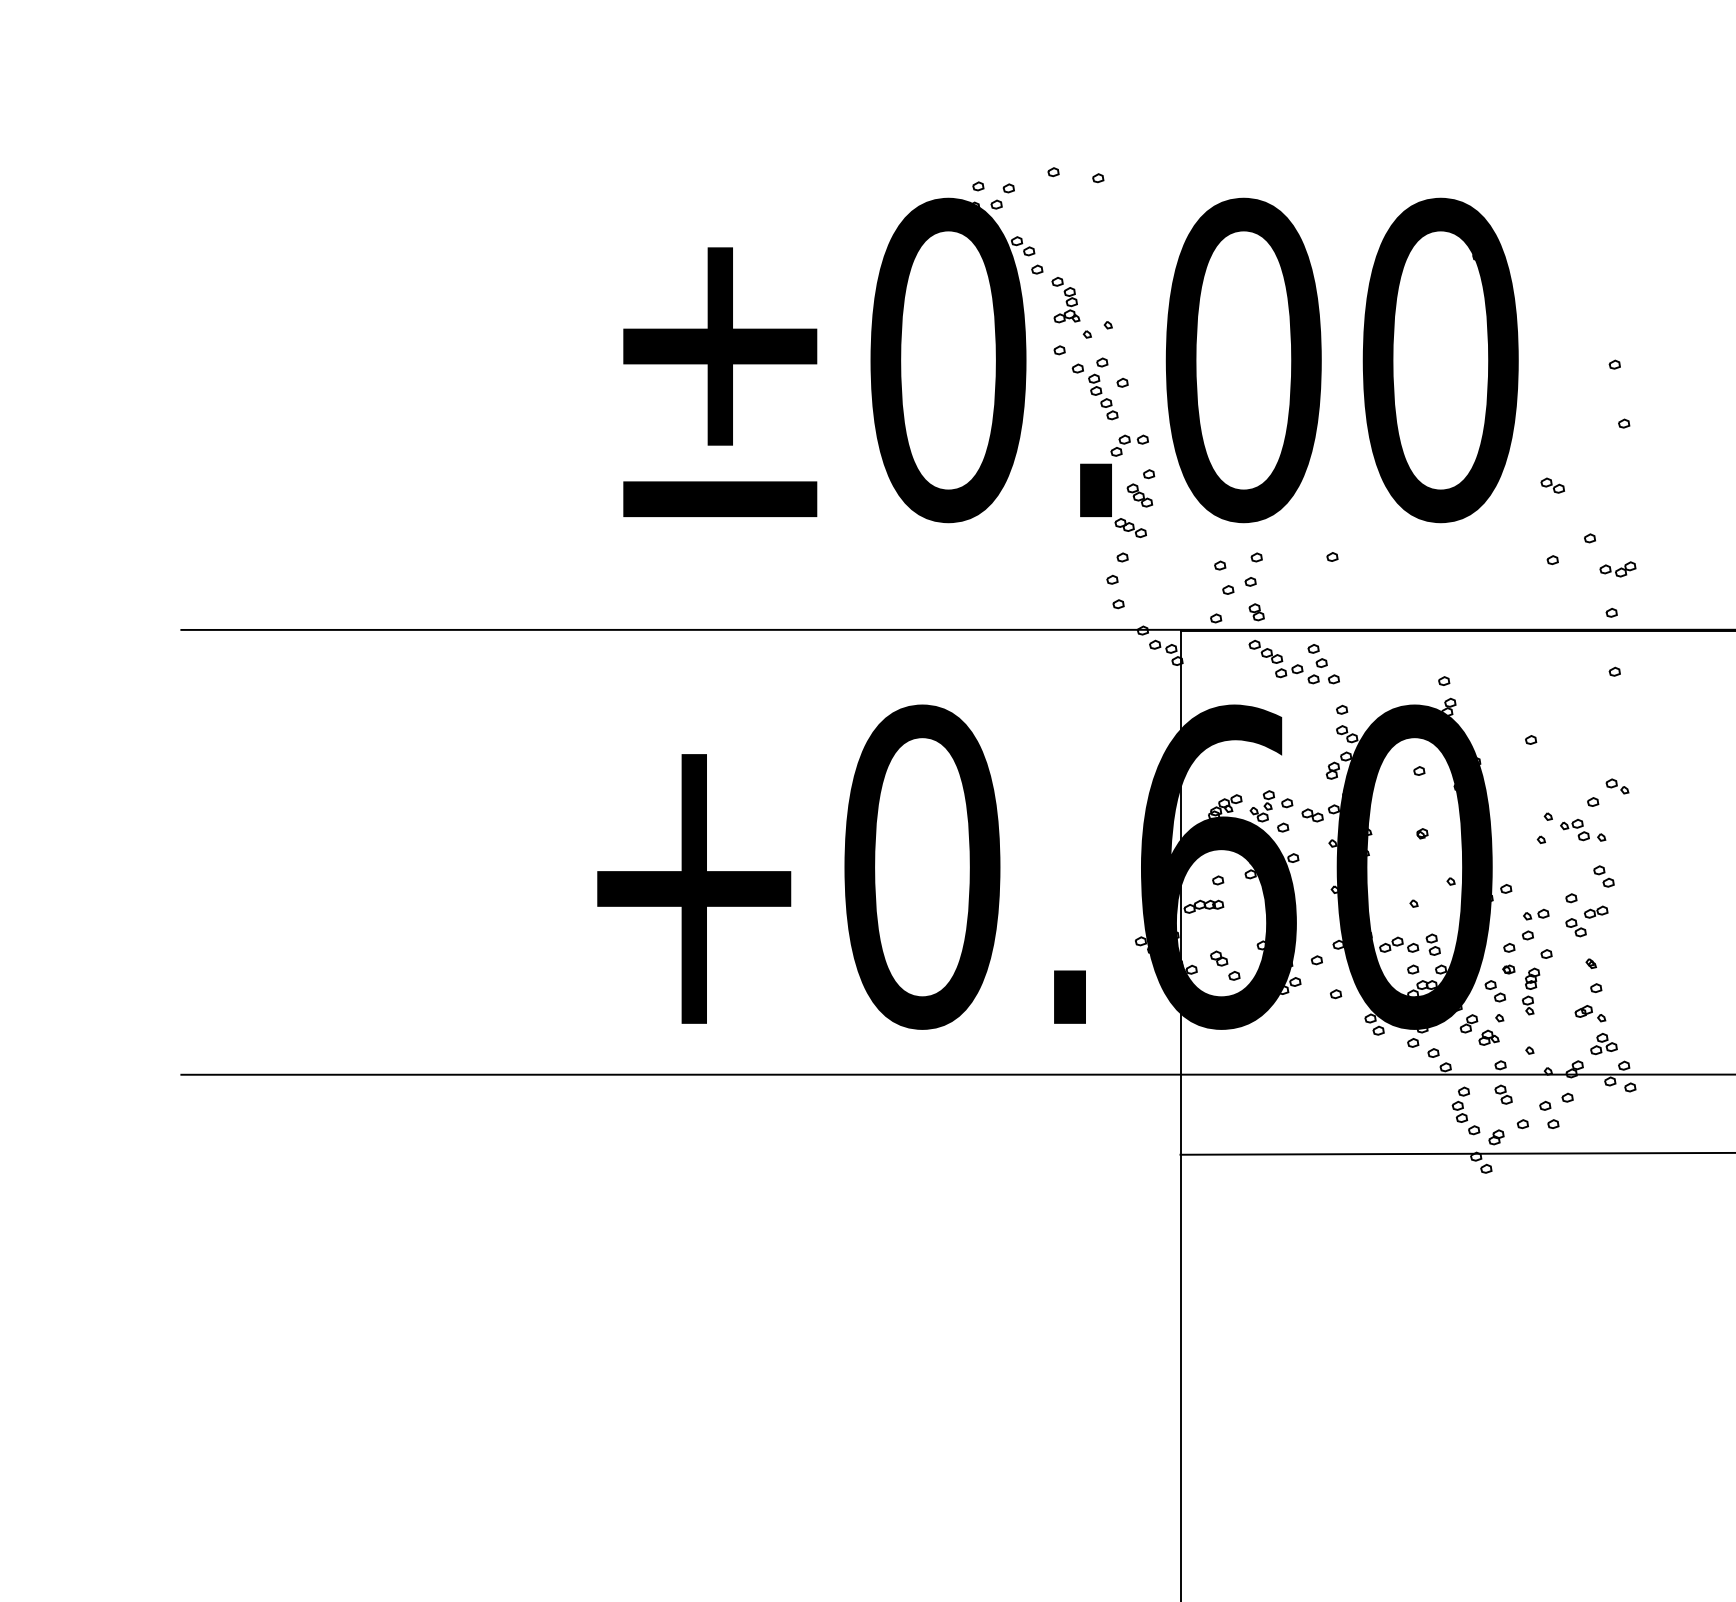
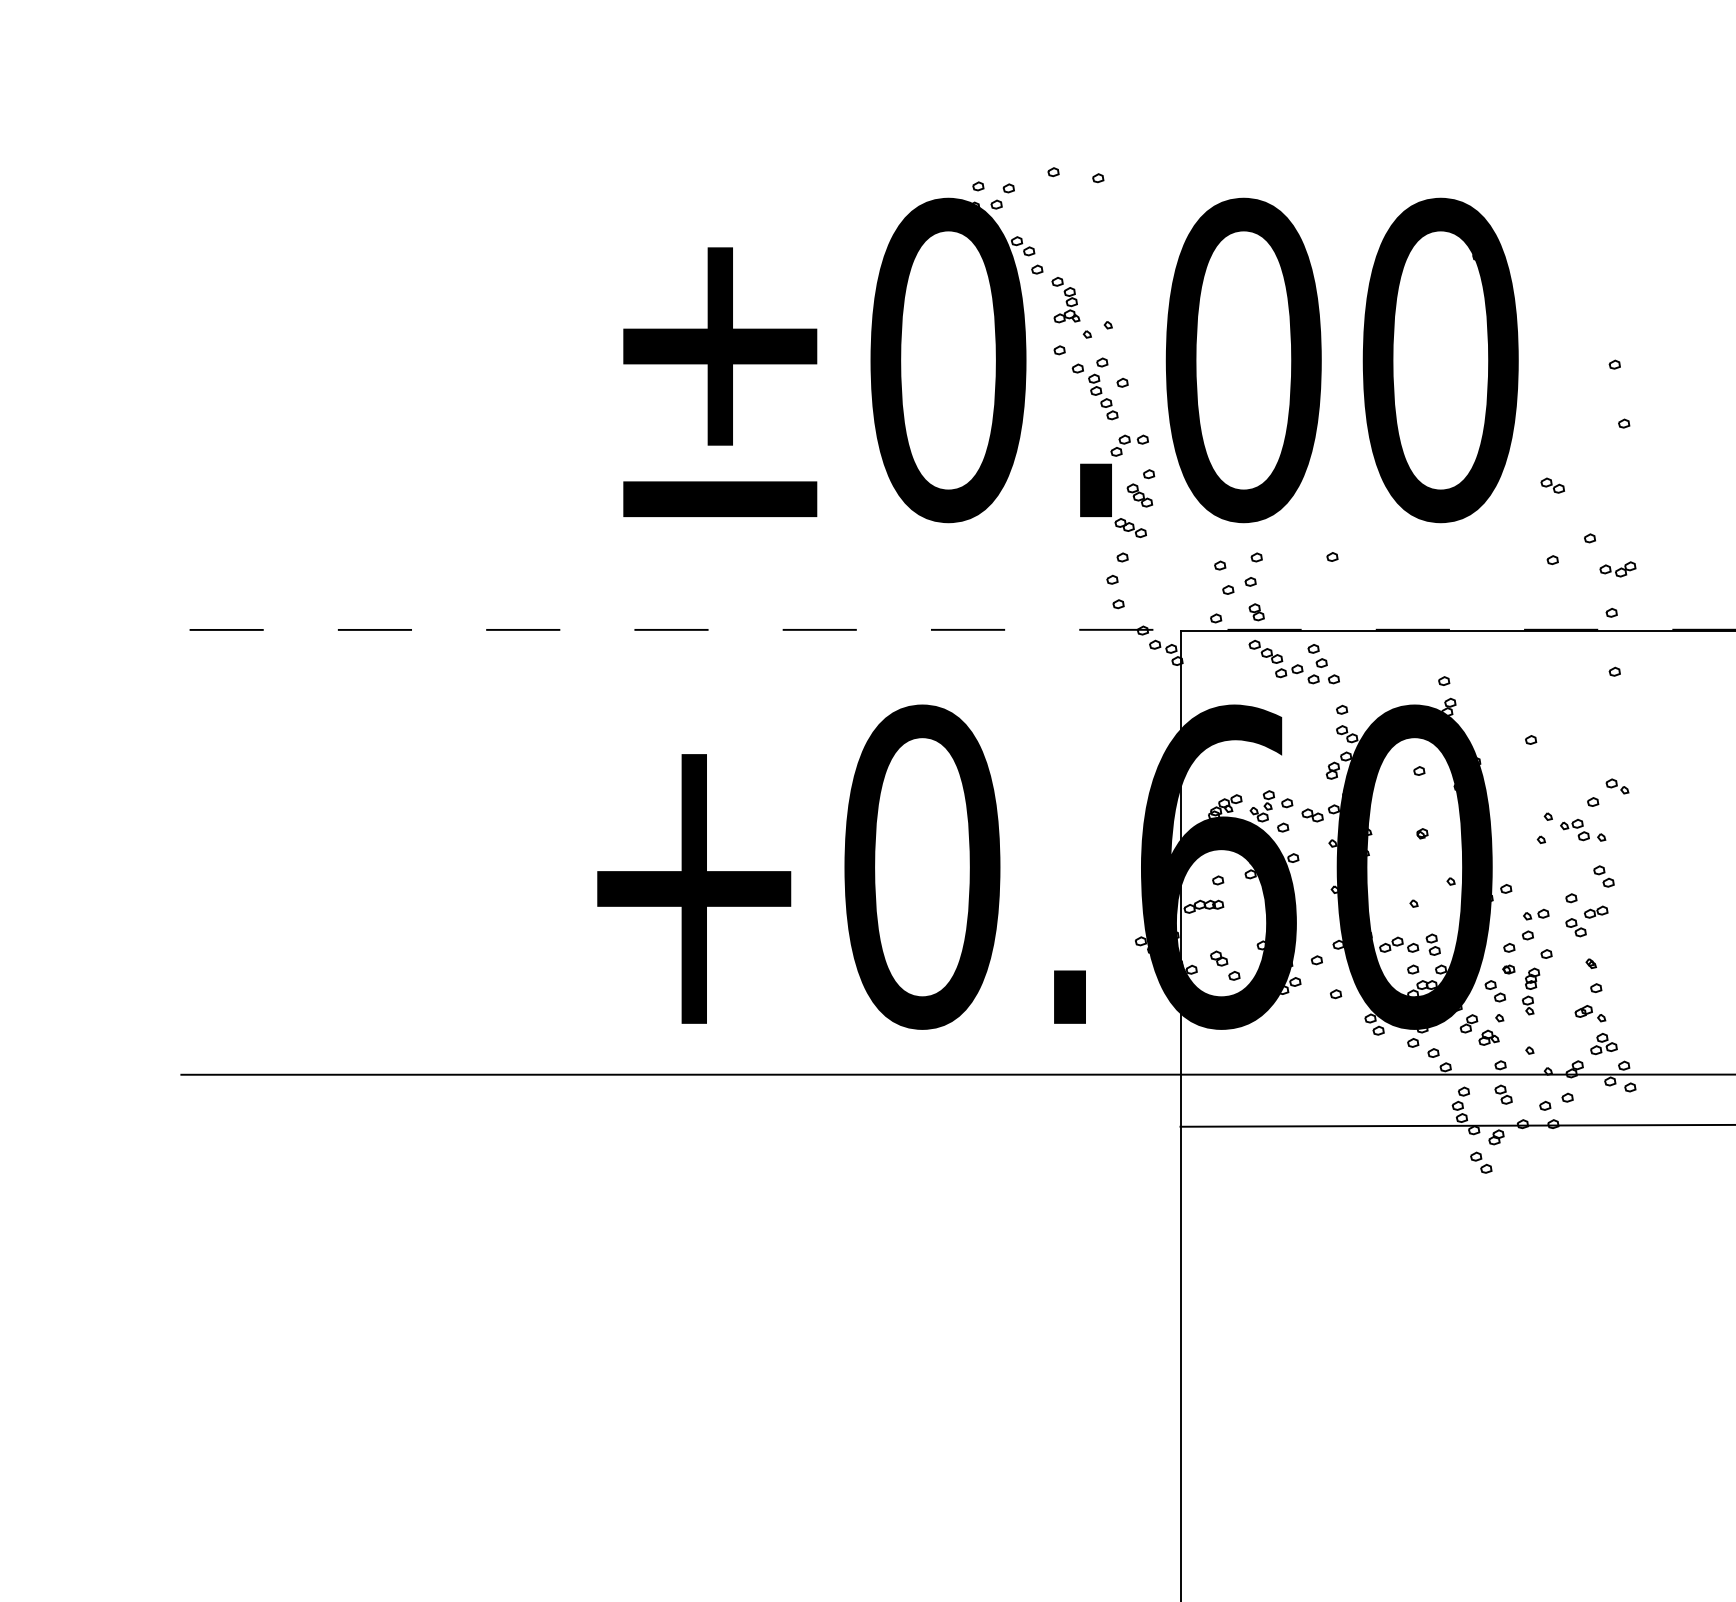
line: solid -> dashed (958, 629)
line position: (1456, 1153) -> (1456, 1125) (1456, 1125)
